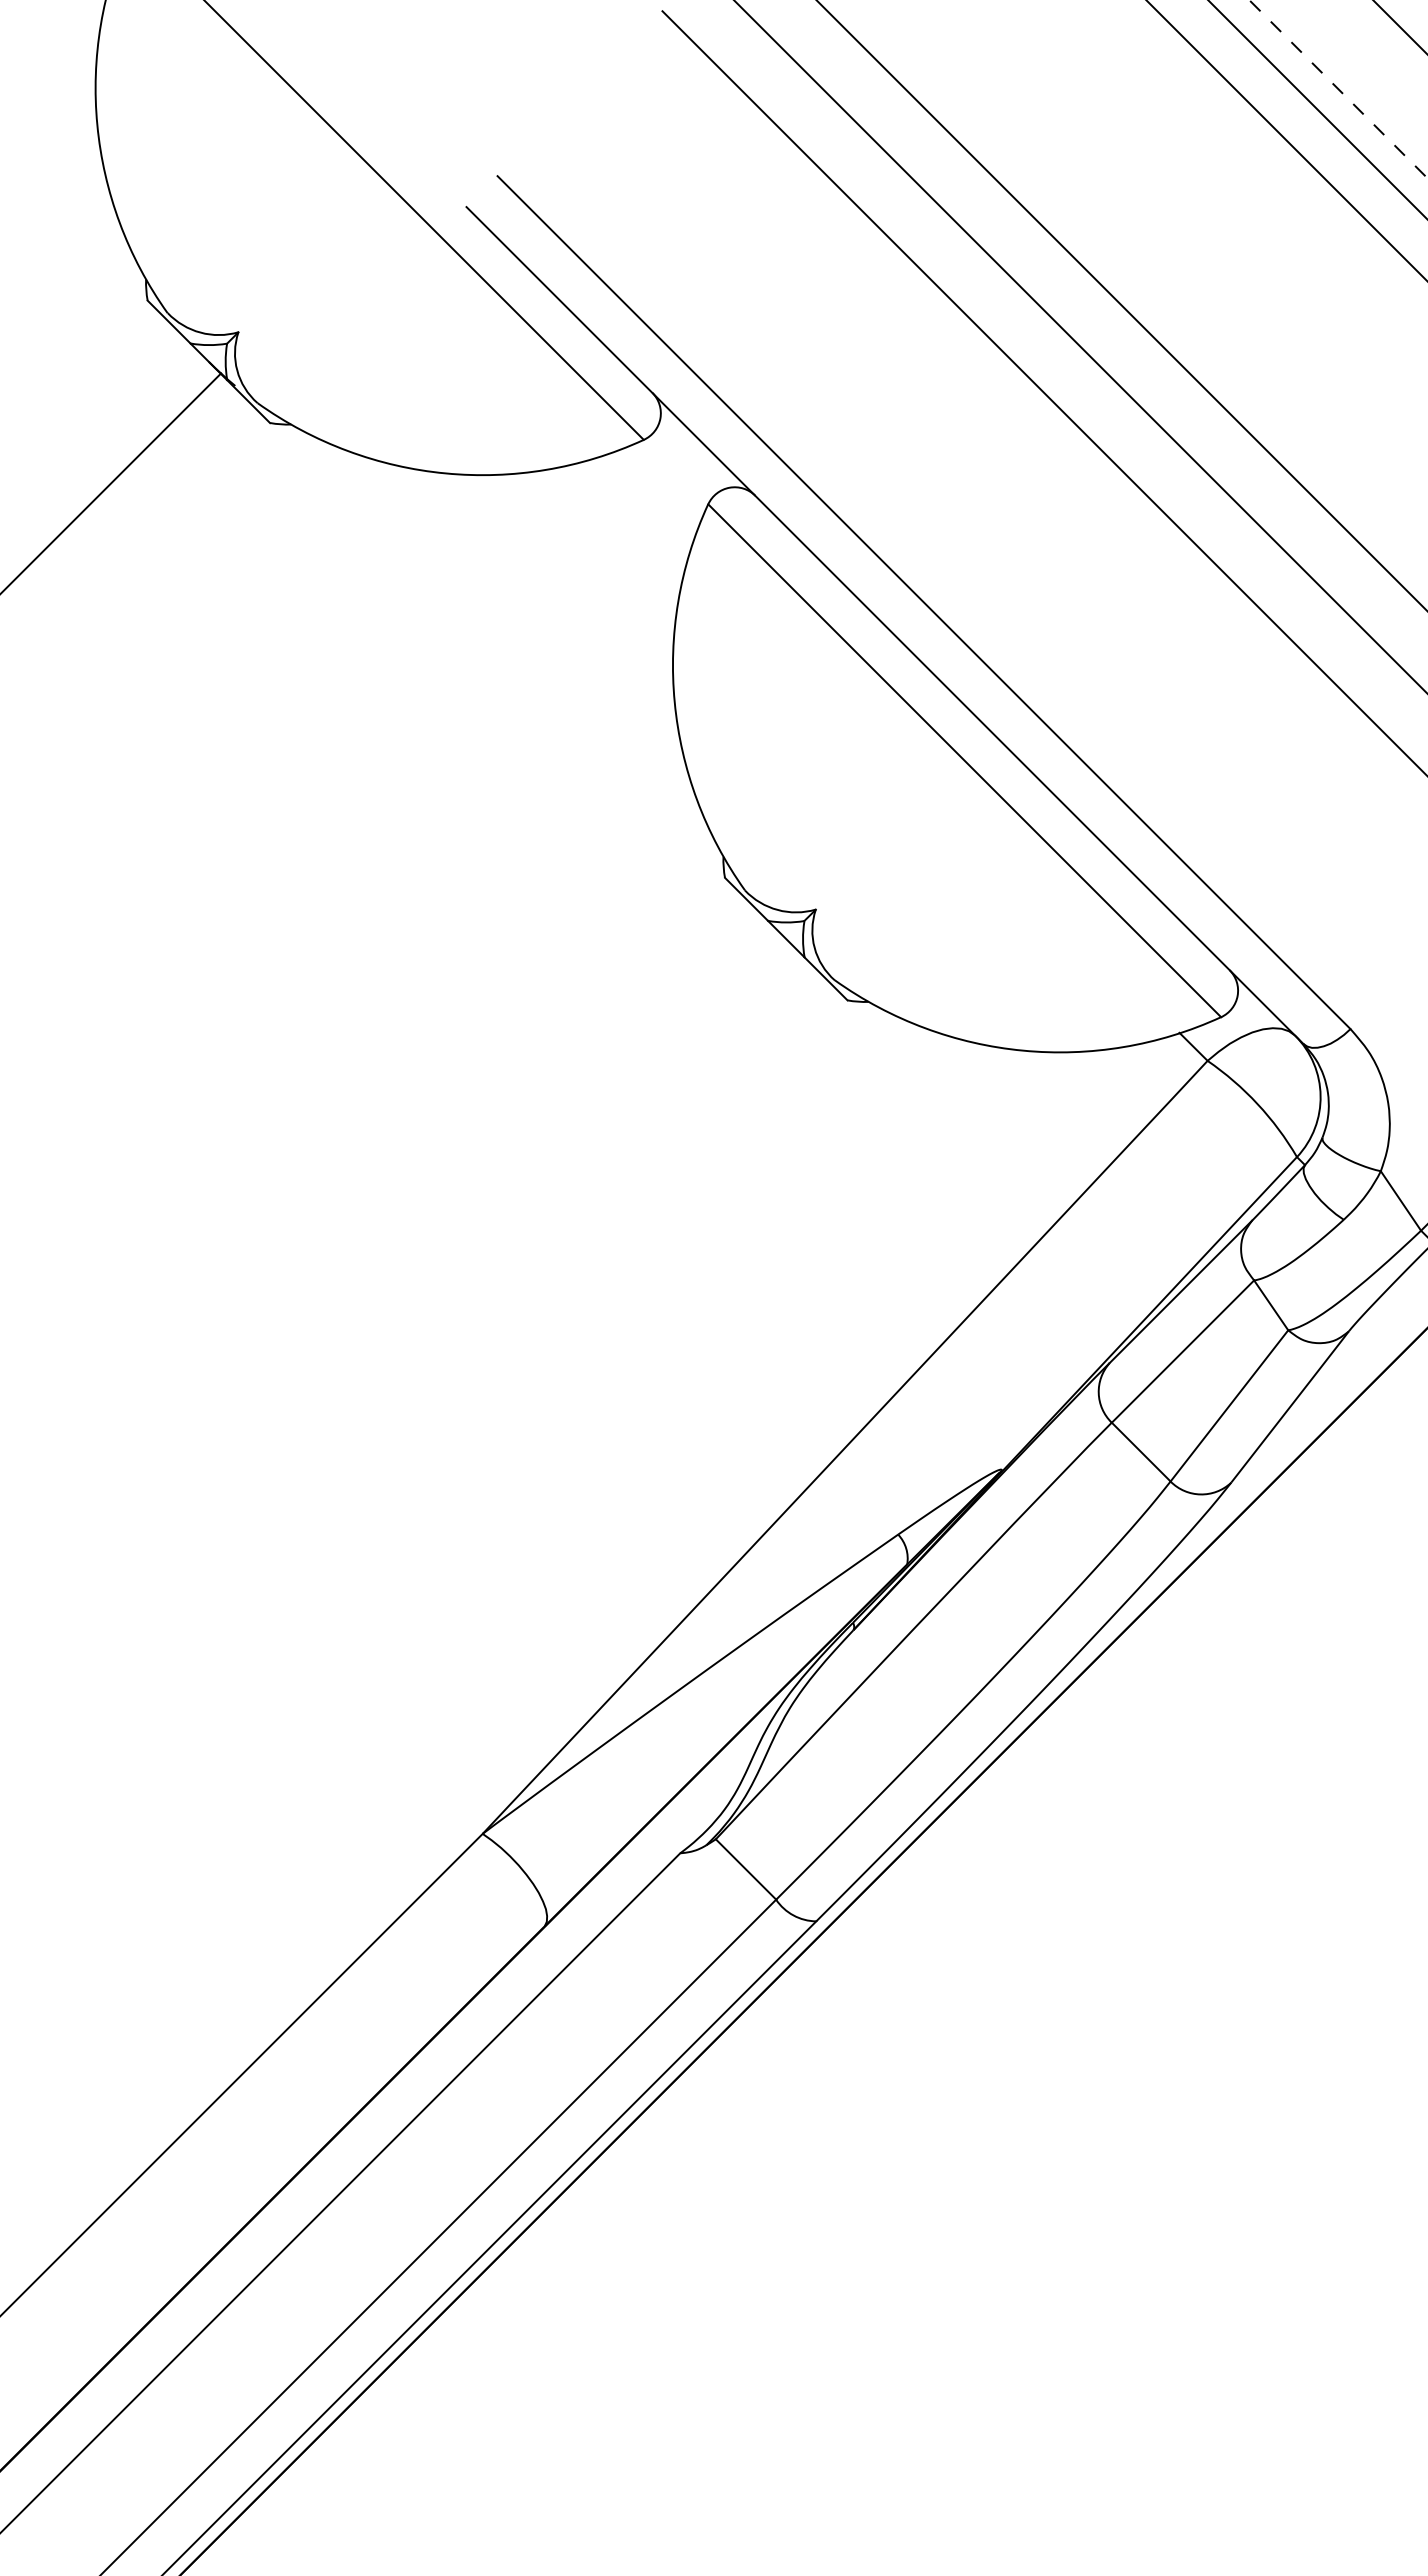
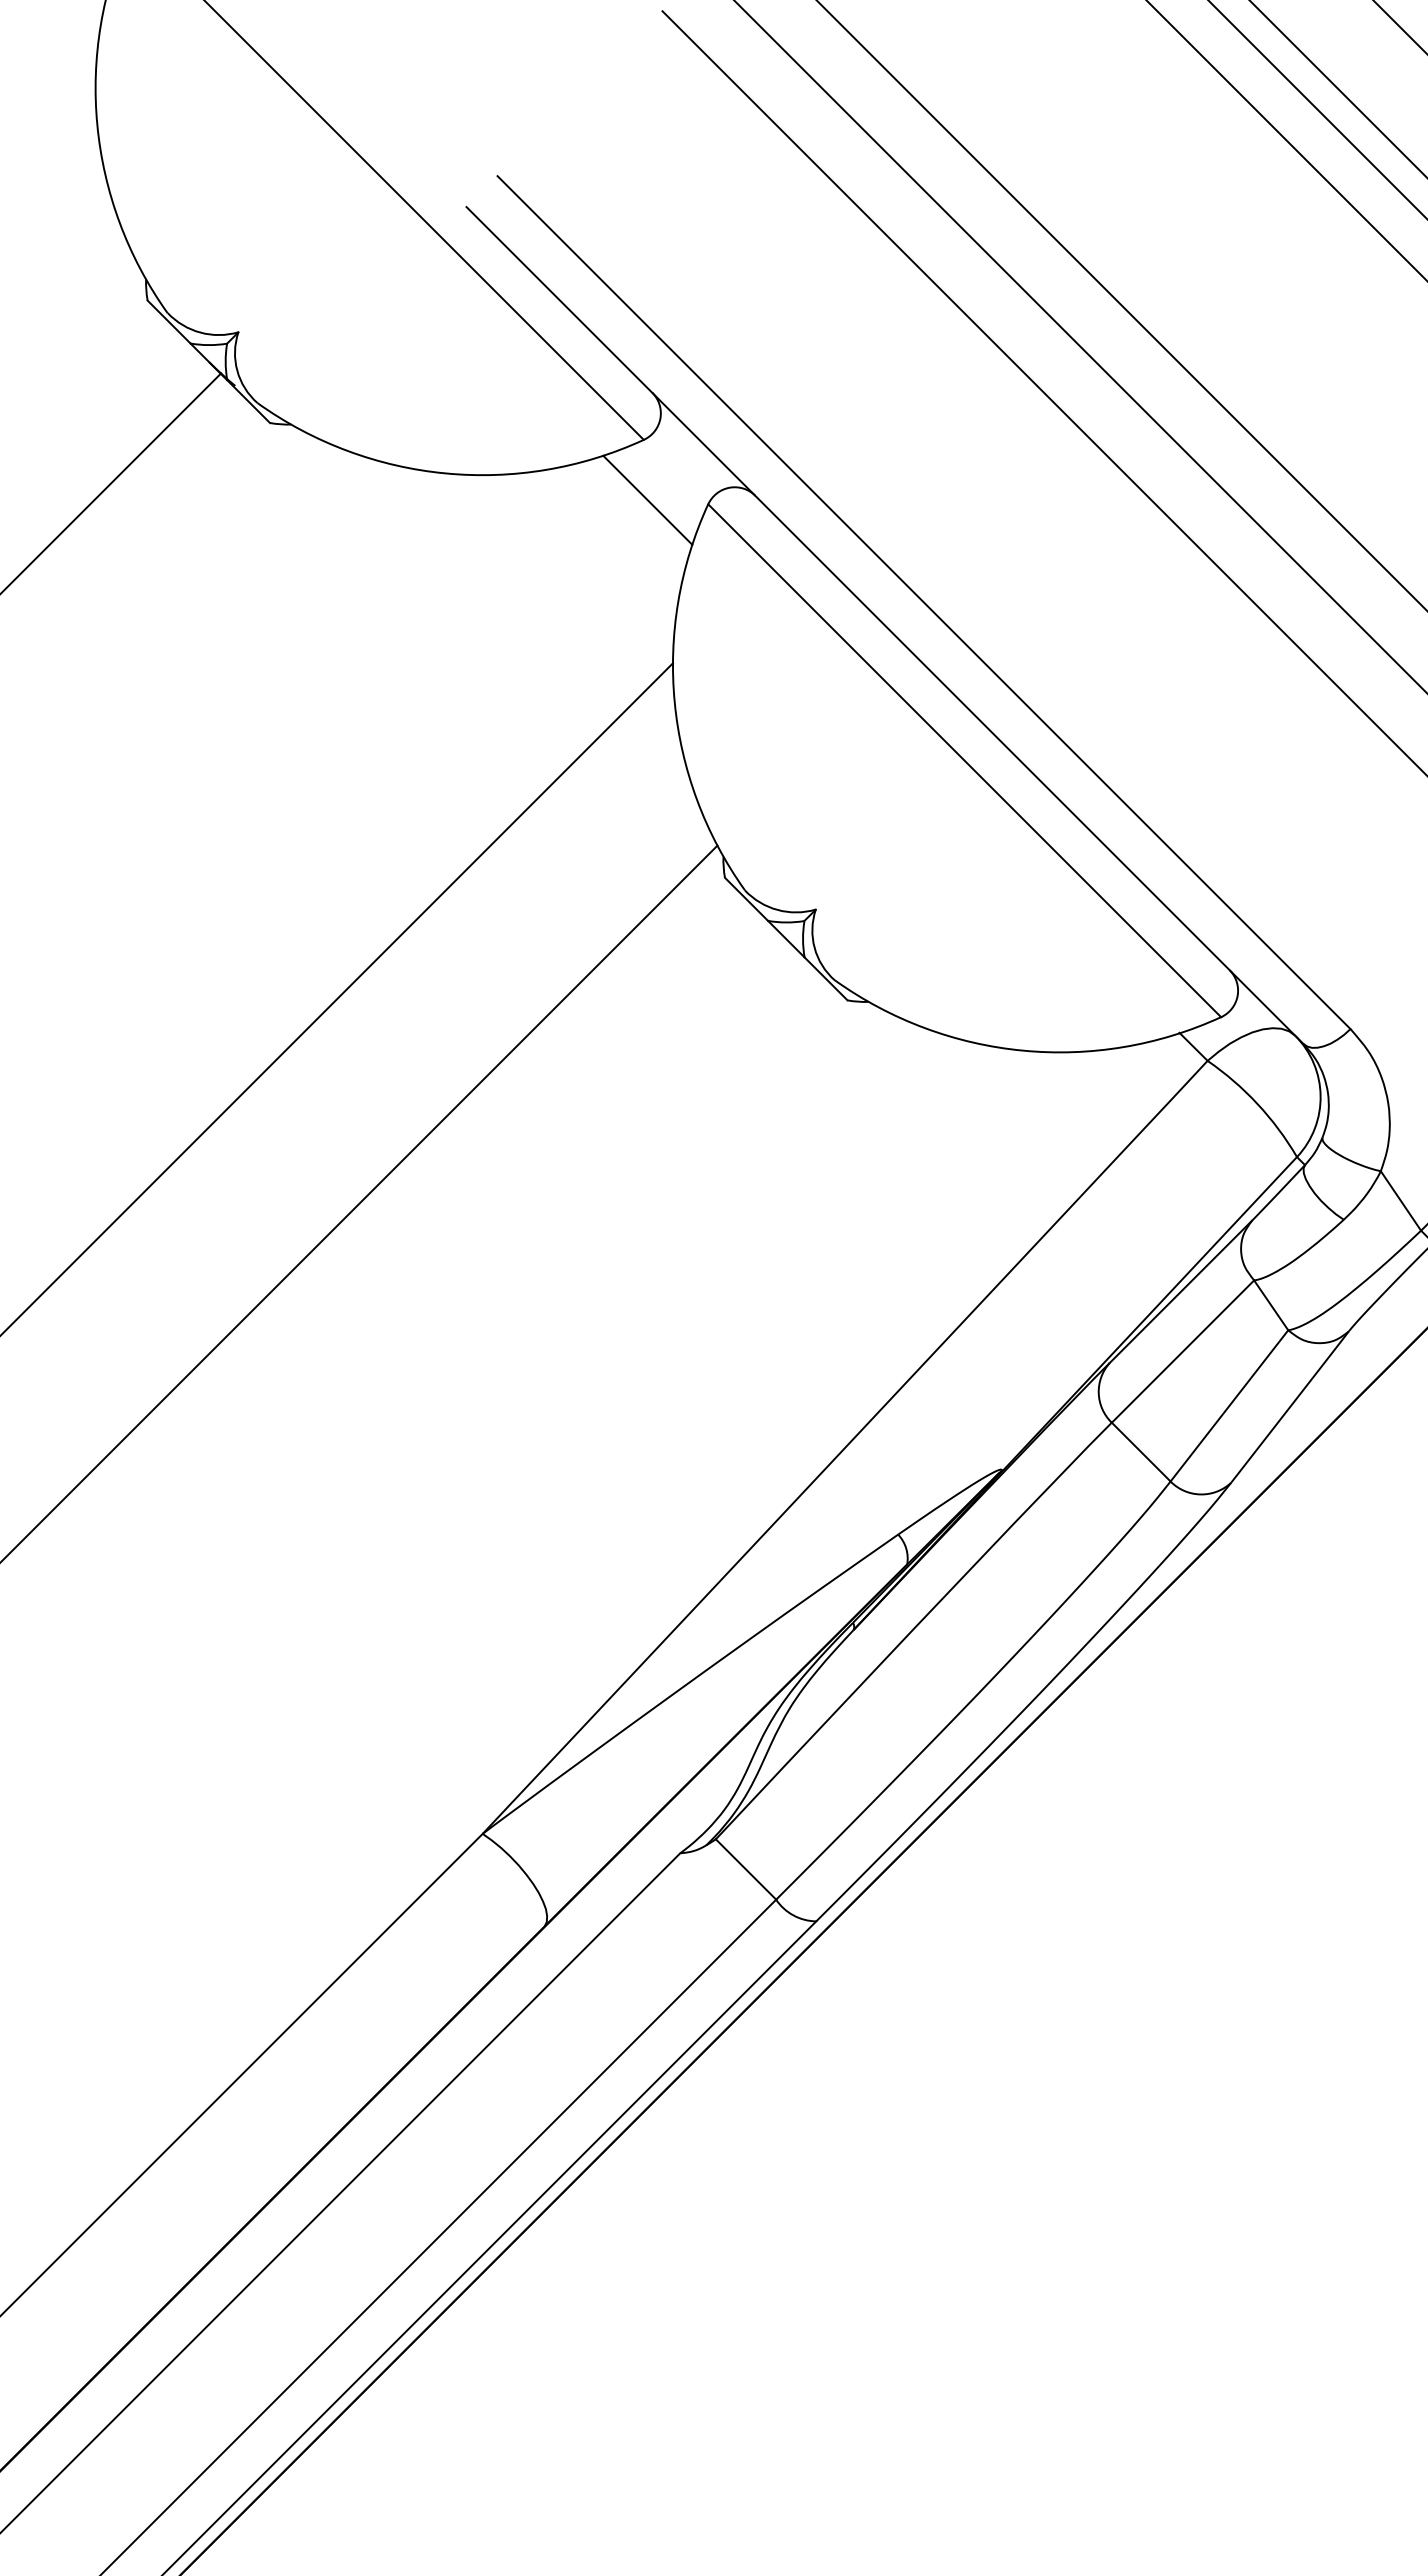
line: dashed -> solid (1338, 89)
line: none -> present (647, 499)
line: none -> present (337, 998)
line: none -> present (359, 1202)
